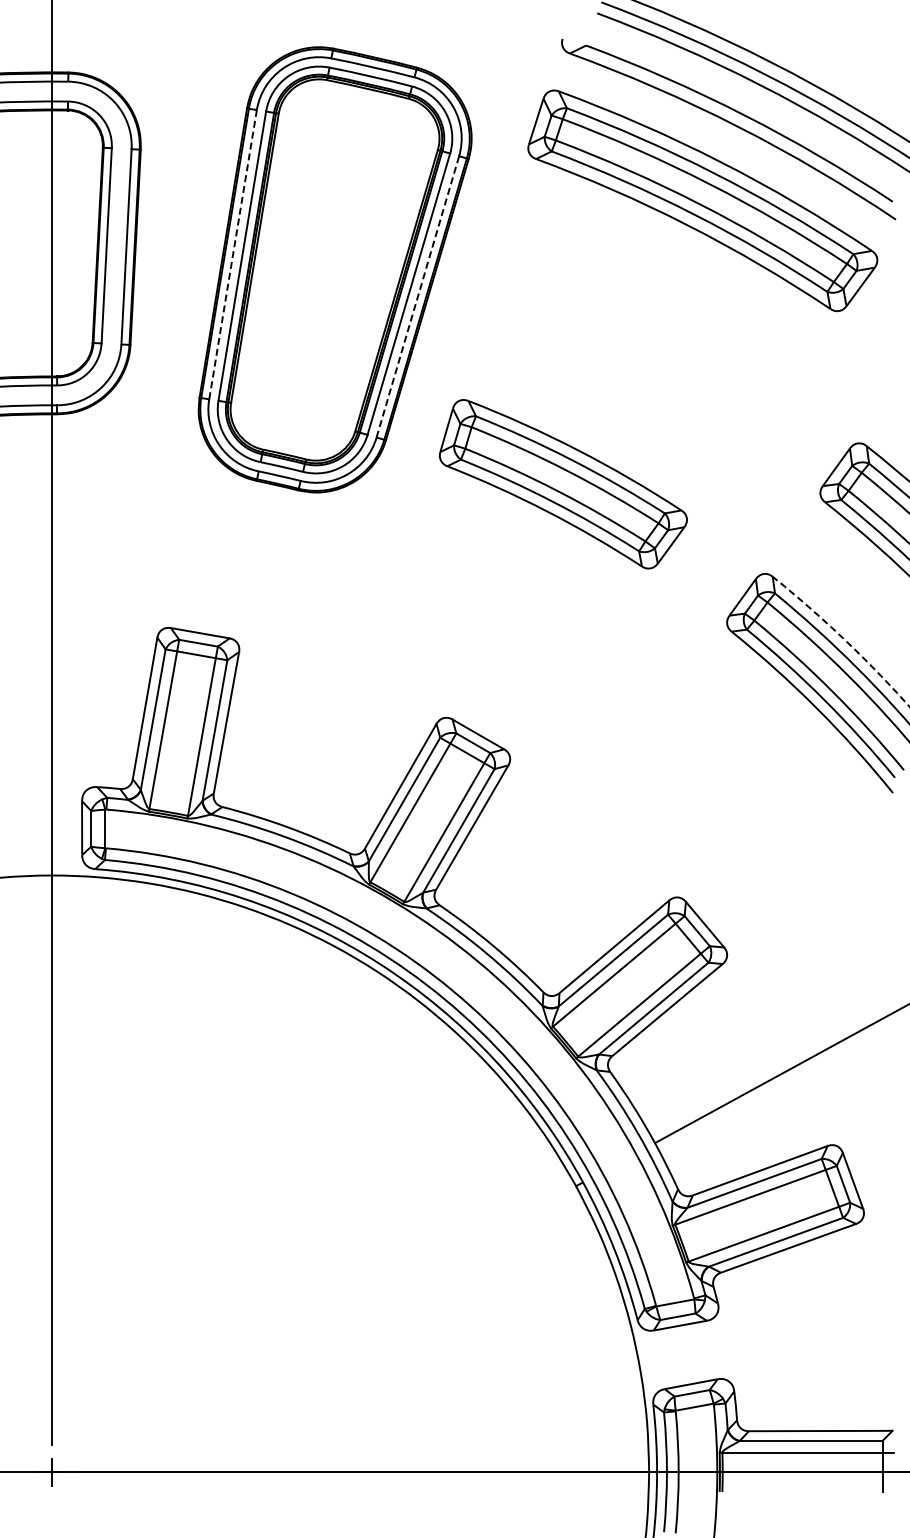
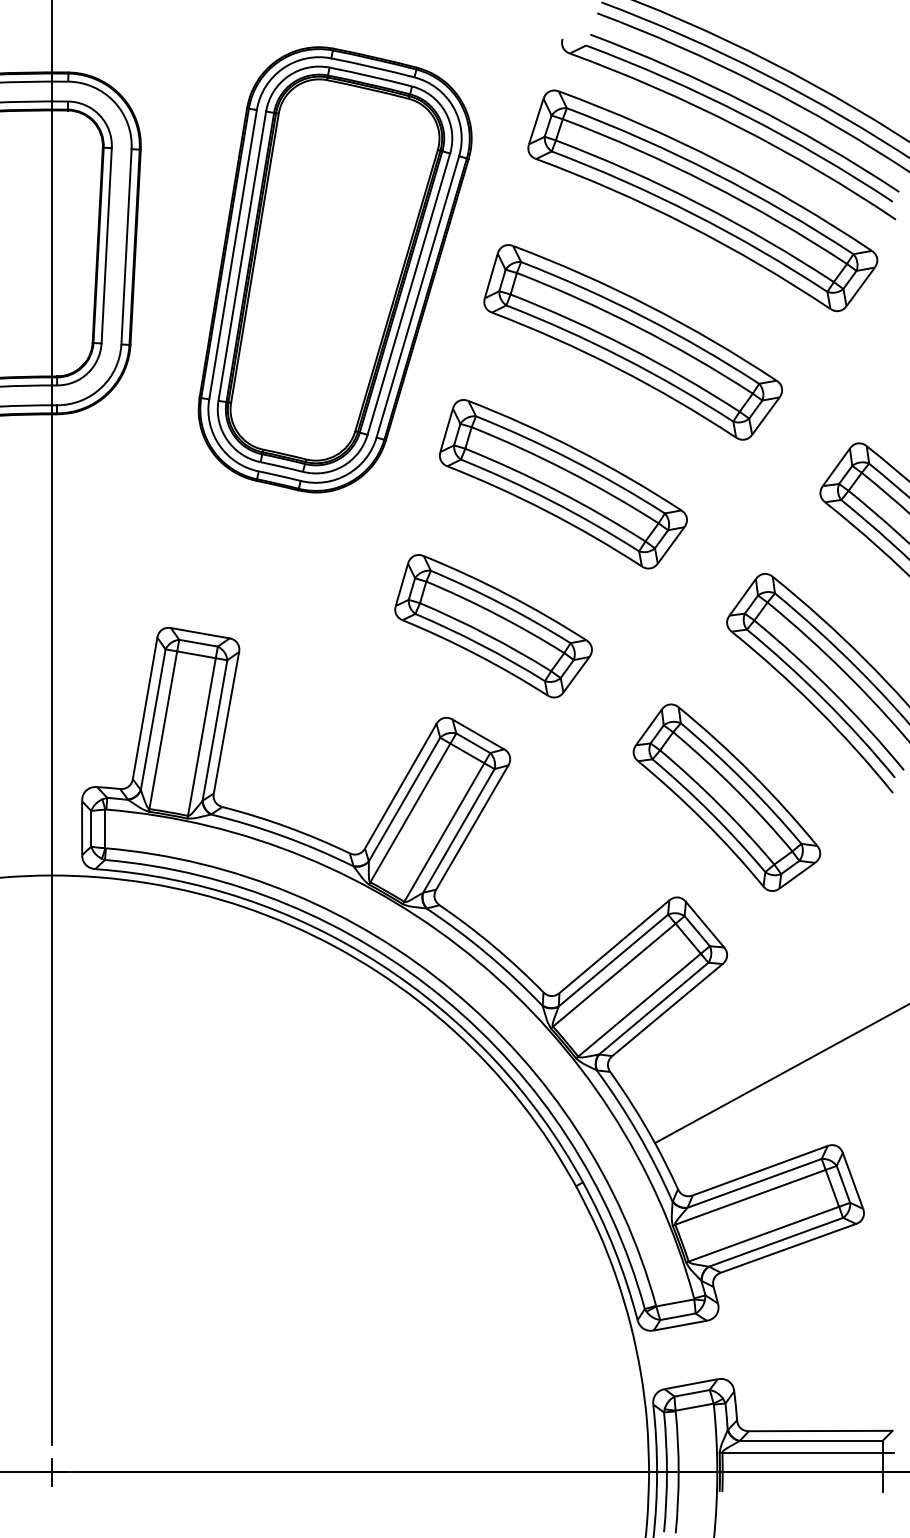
arc: none -> present (748, 105)
line: dashed -> solid (233, 254)
line: dashed -> solid (417, 296)
part: none -> present (632, 342)
part: none -> present (493, 626)
arc: dashed -> solid (843, 638)
part: none -> present (726, 797)
